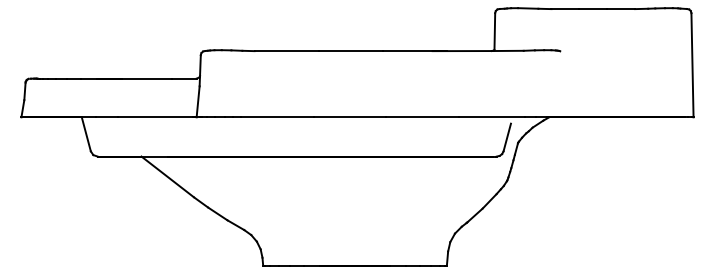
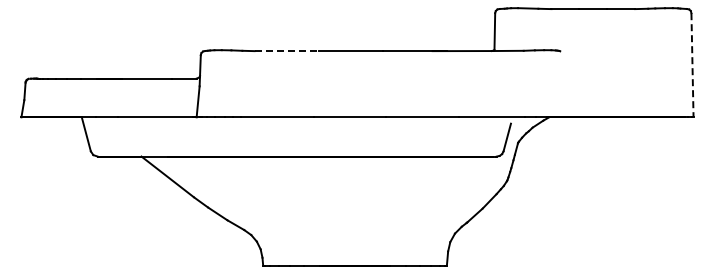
line: solid -> dashed (287, 51)
line: solid -> dashed (692, 65)
